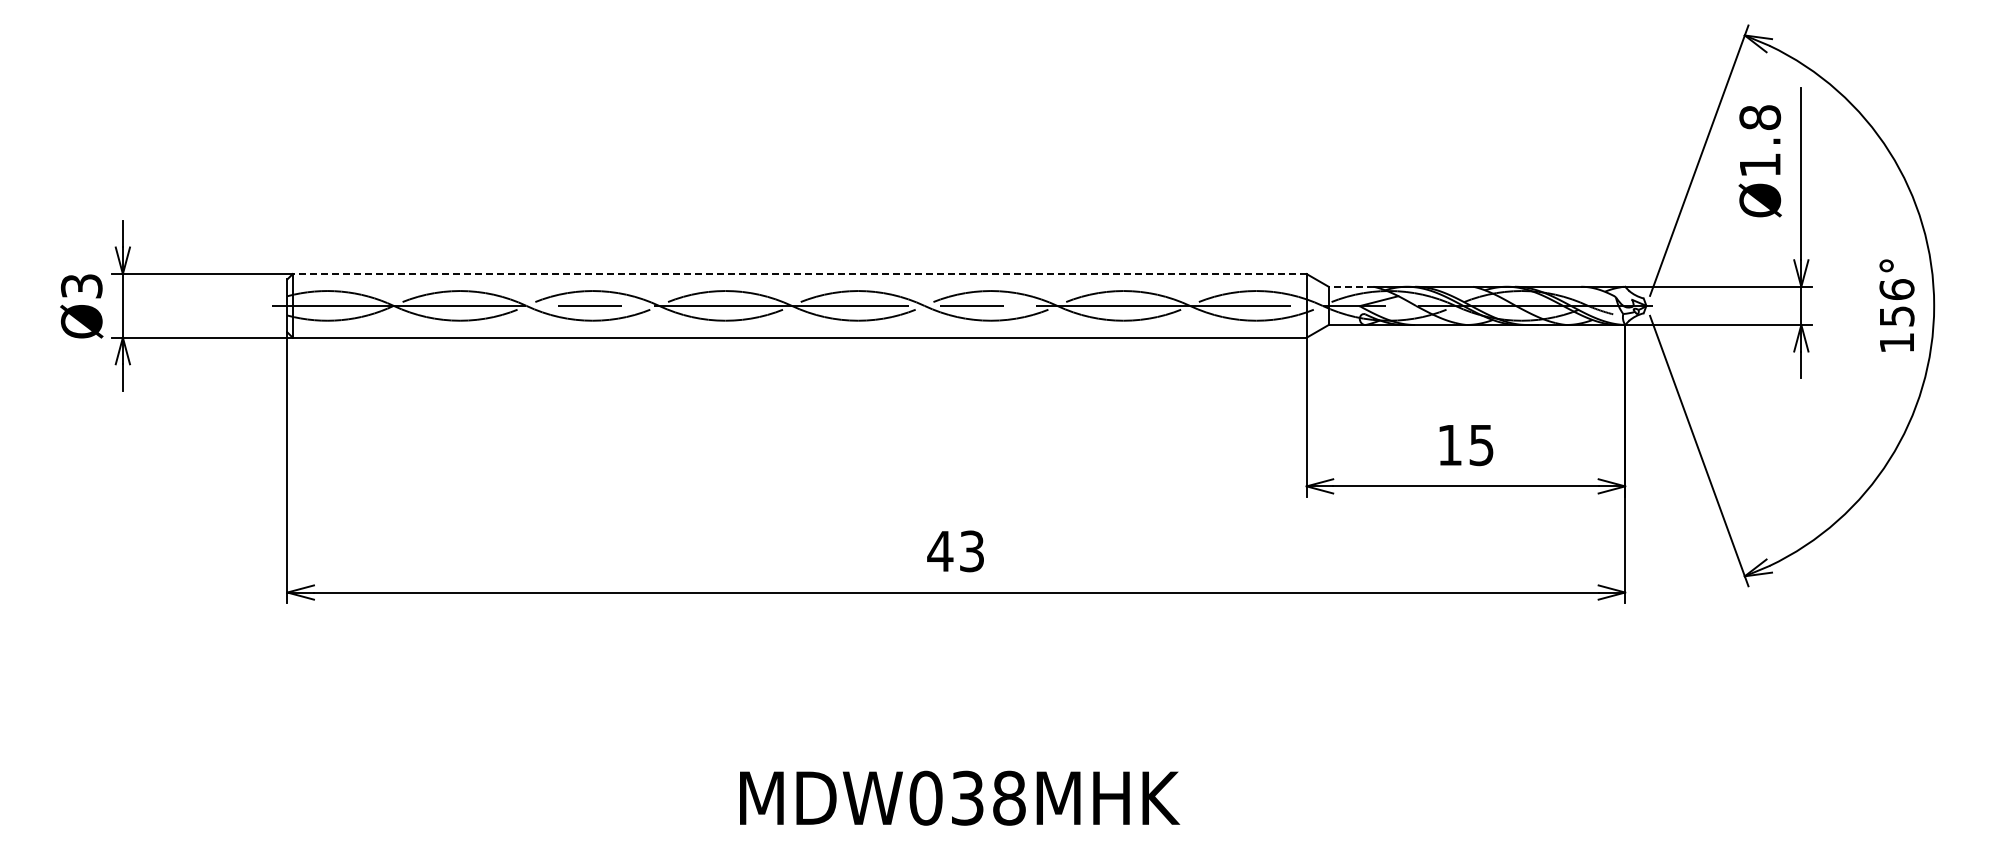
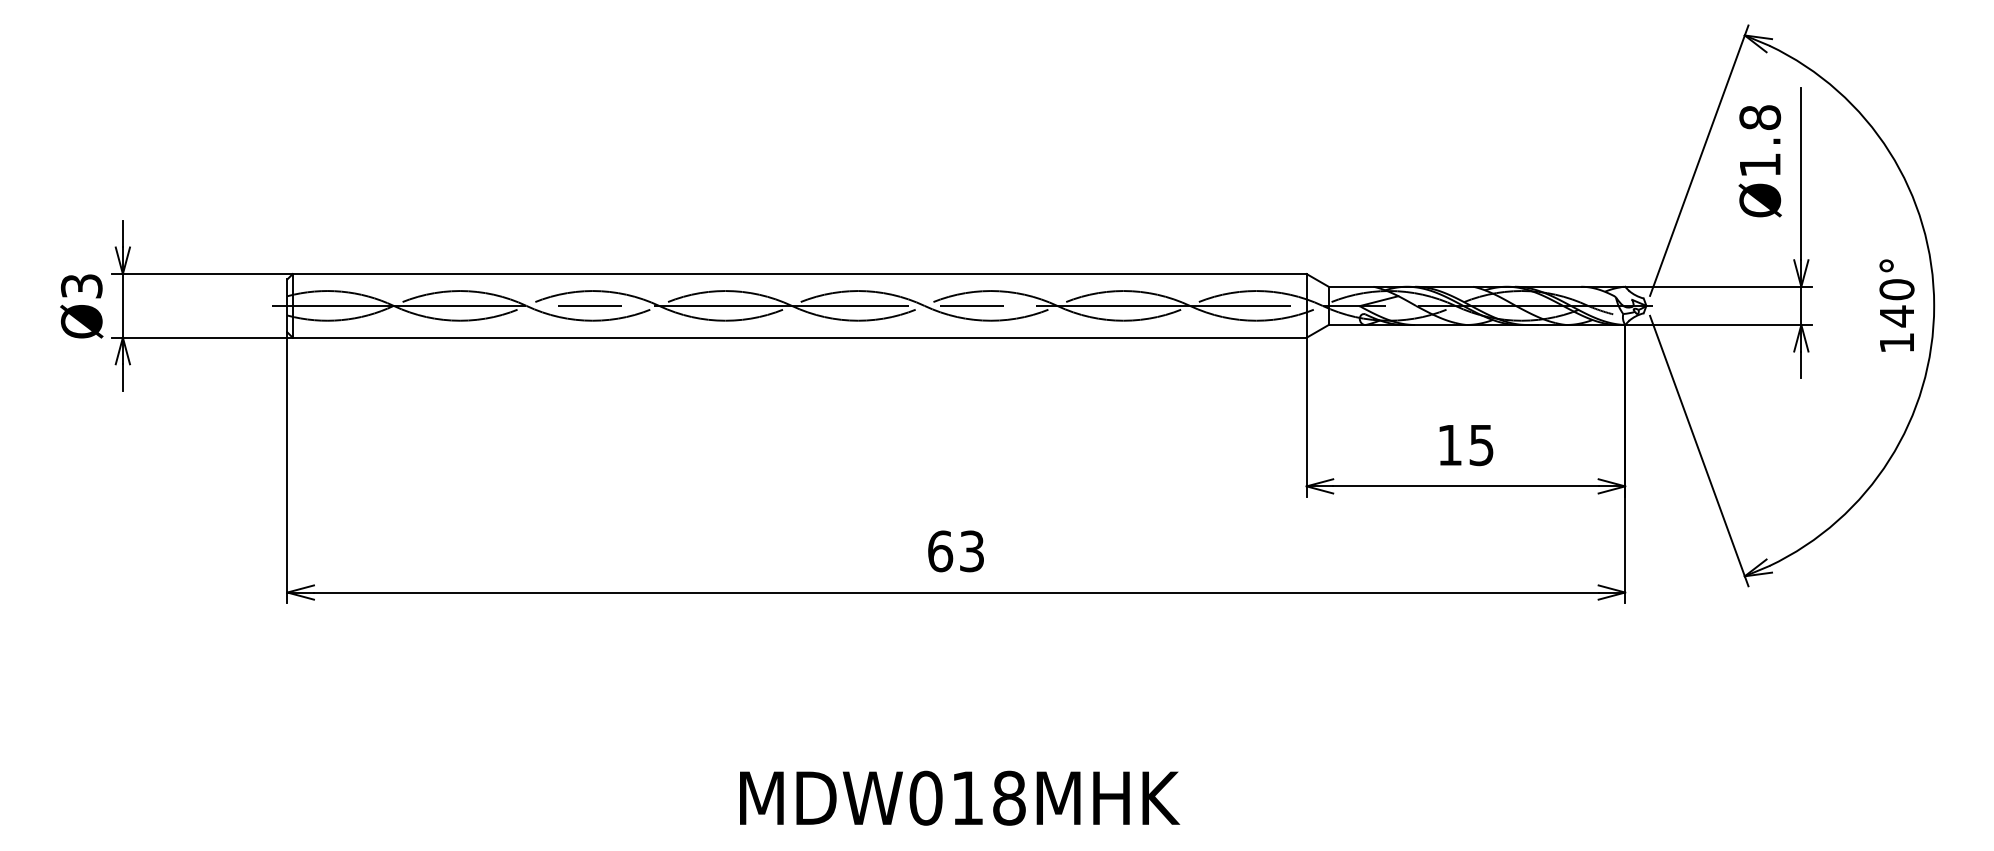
line: dashed -> solid (799, 274)
line: dashed -> solid (1350, 286)
text: 156° -> 140° (1896, 303)
text: 43 -> 63 (940, 551)
text: MDW038MHK -> MDW018MHK (967, 797)
